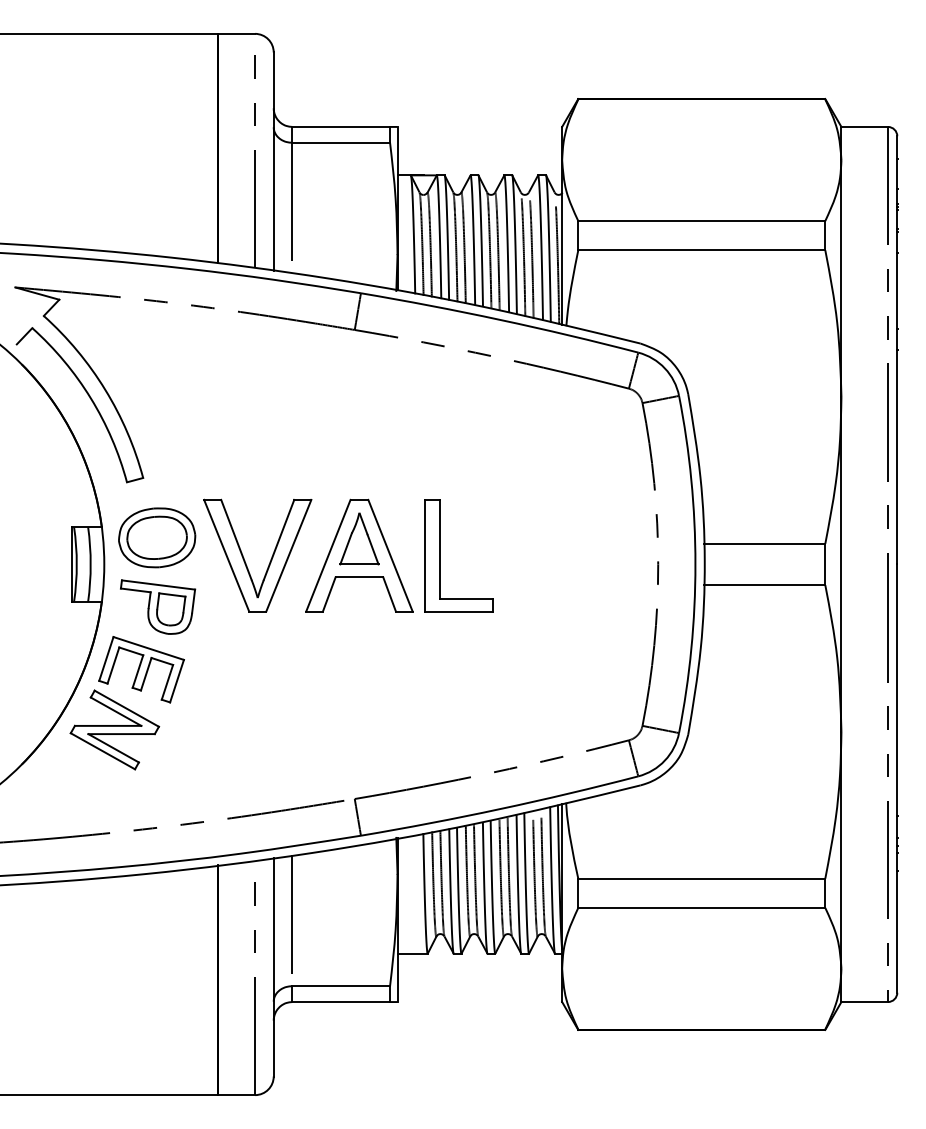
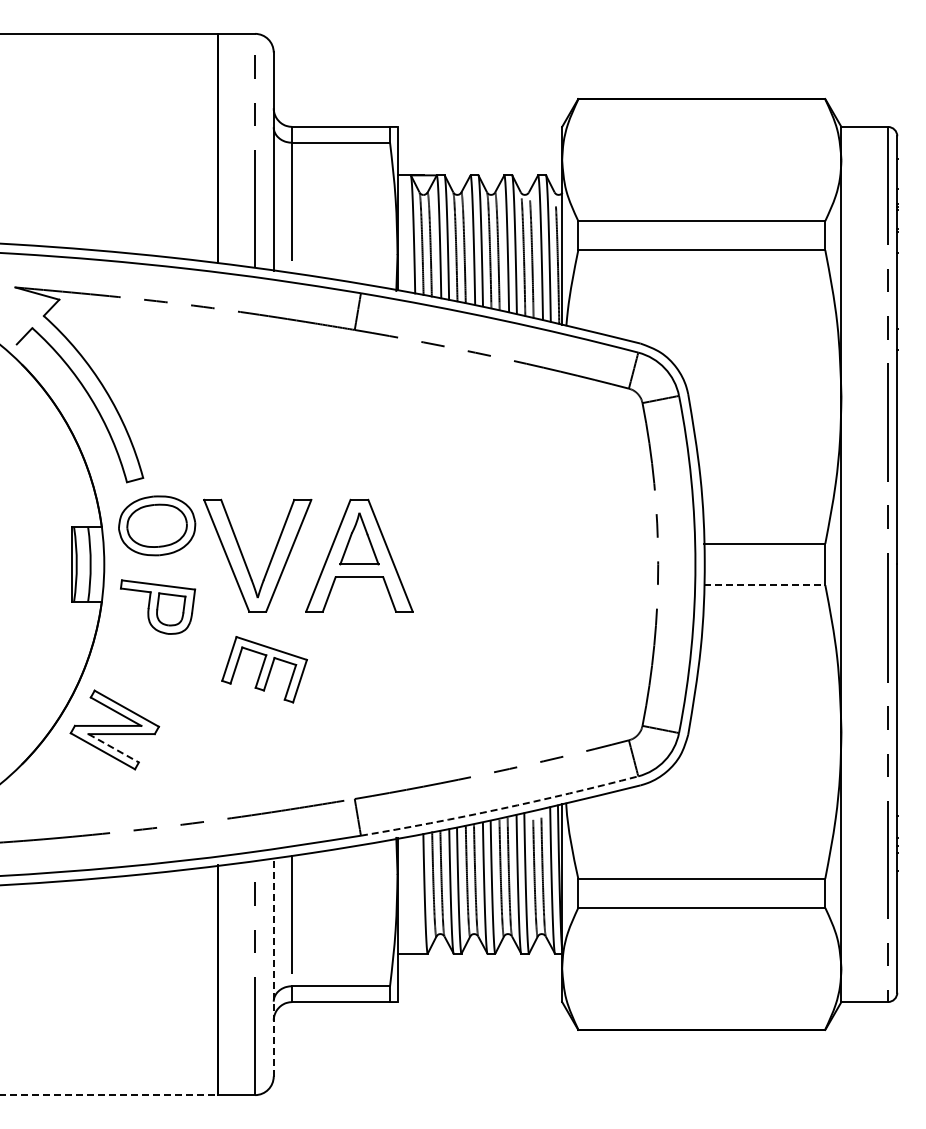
part position: (157, 537) -> (157, 525) (157, 525)
part: present -> none (440, 555)
line: solid -> dashed (764, 585)
part position: (141, 669) -> (264, 669) (264, 669)
line: solid -> dashed (113, 748)
arc: solid -> dashed (500, 809)
line: solid -> dashed (273, 966)
line: solid -> dashed (109, 1095)
